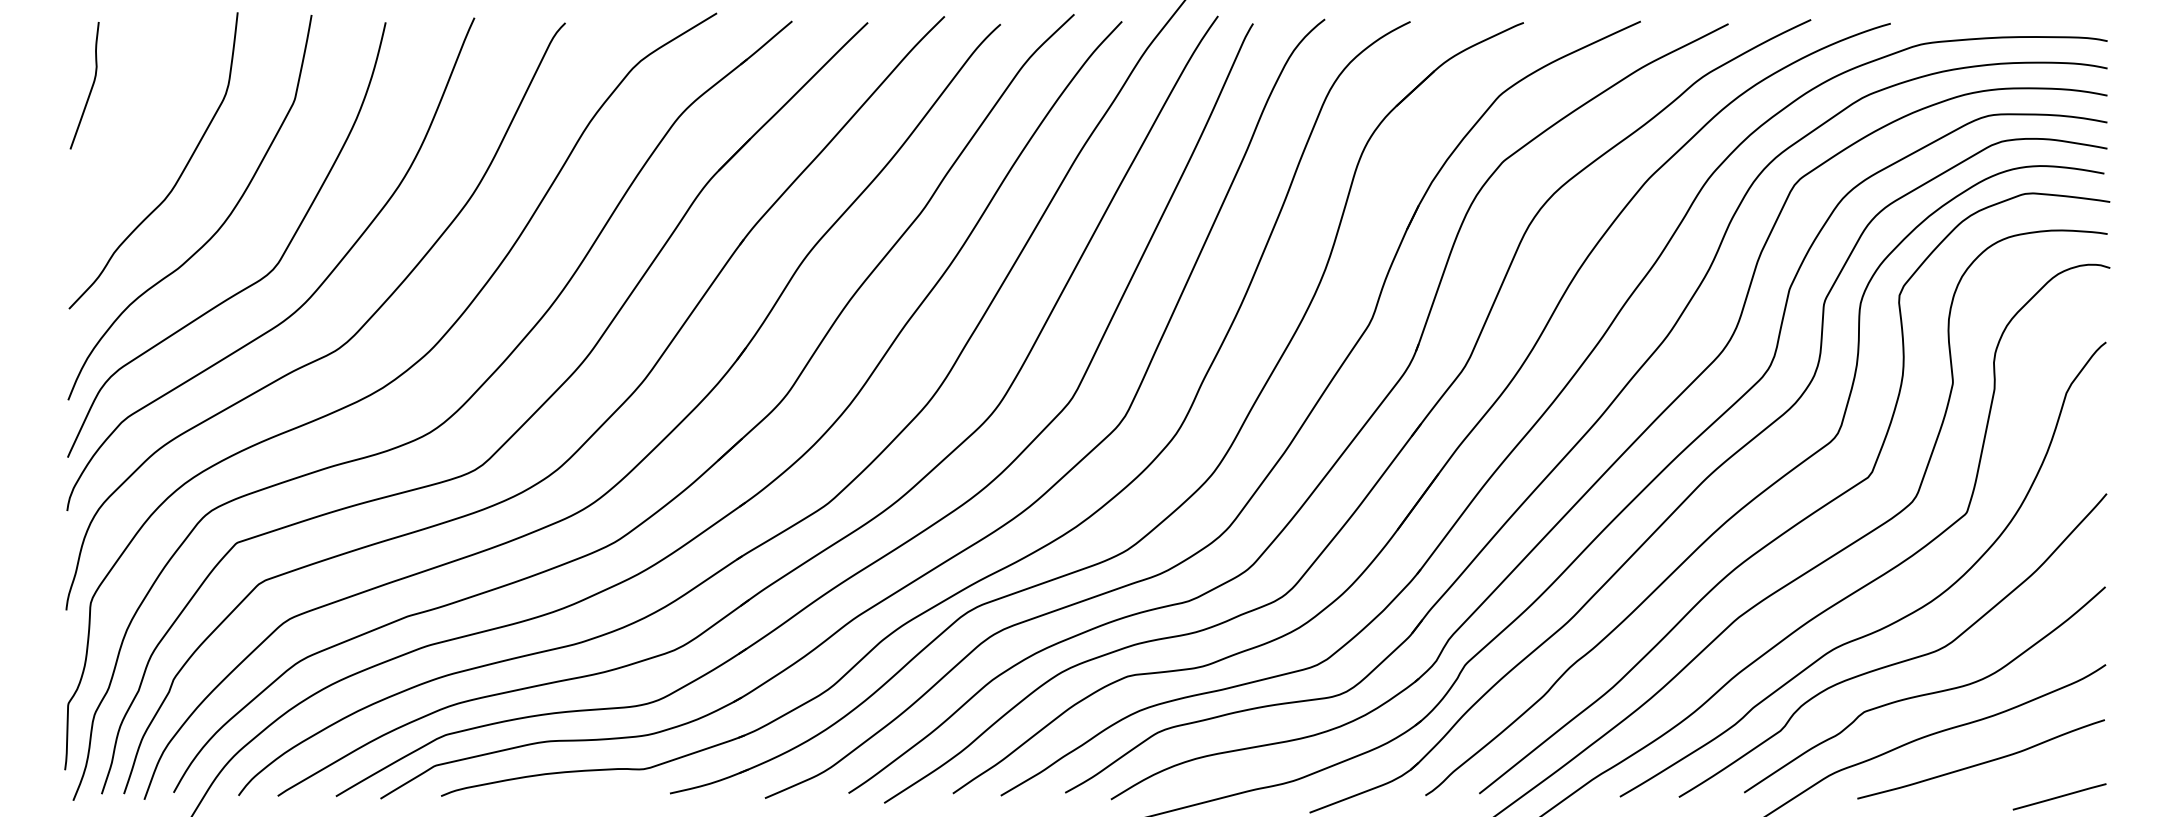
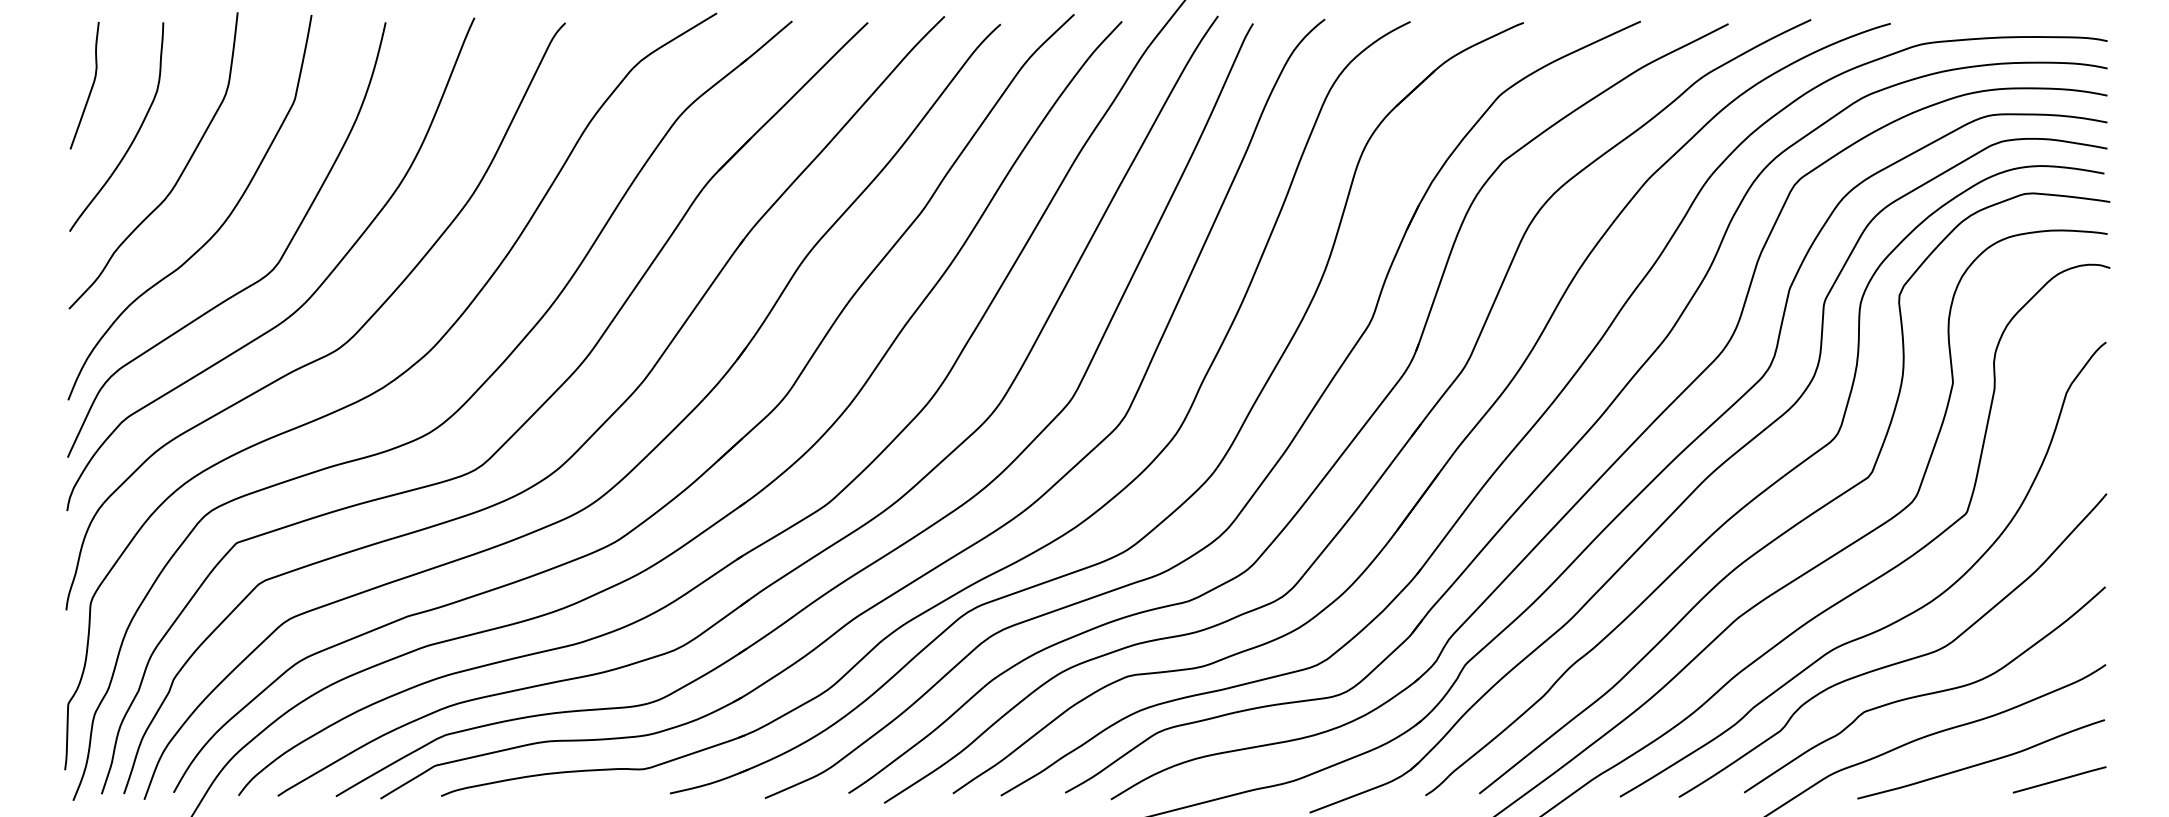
curve: none -> present (134, 136)
line position: (2059, 796) -> (2059, 779) (2059, 779)
